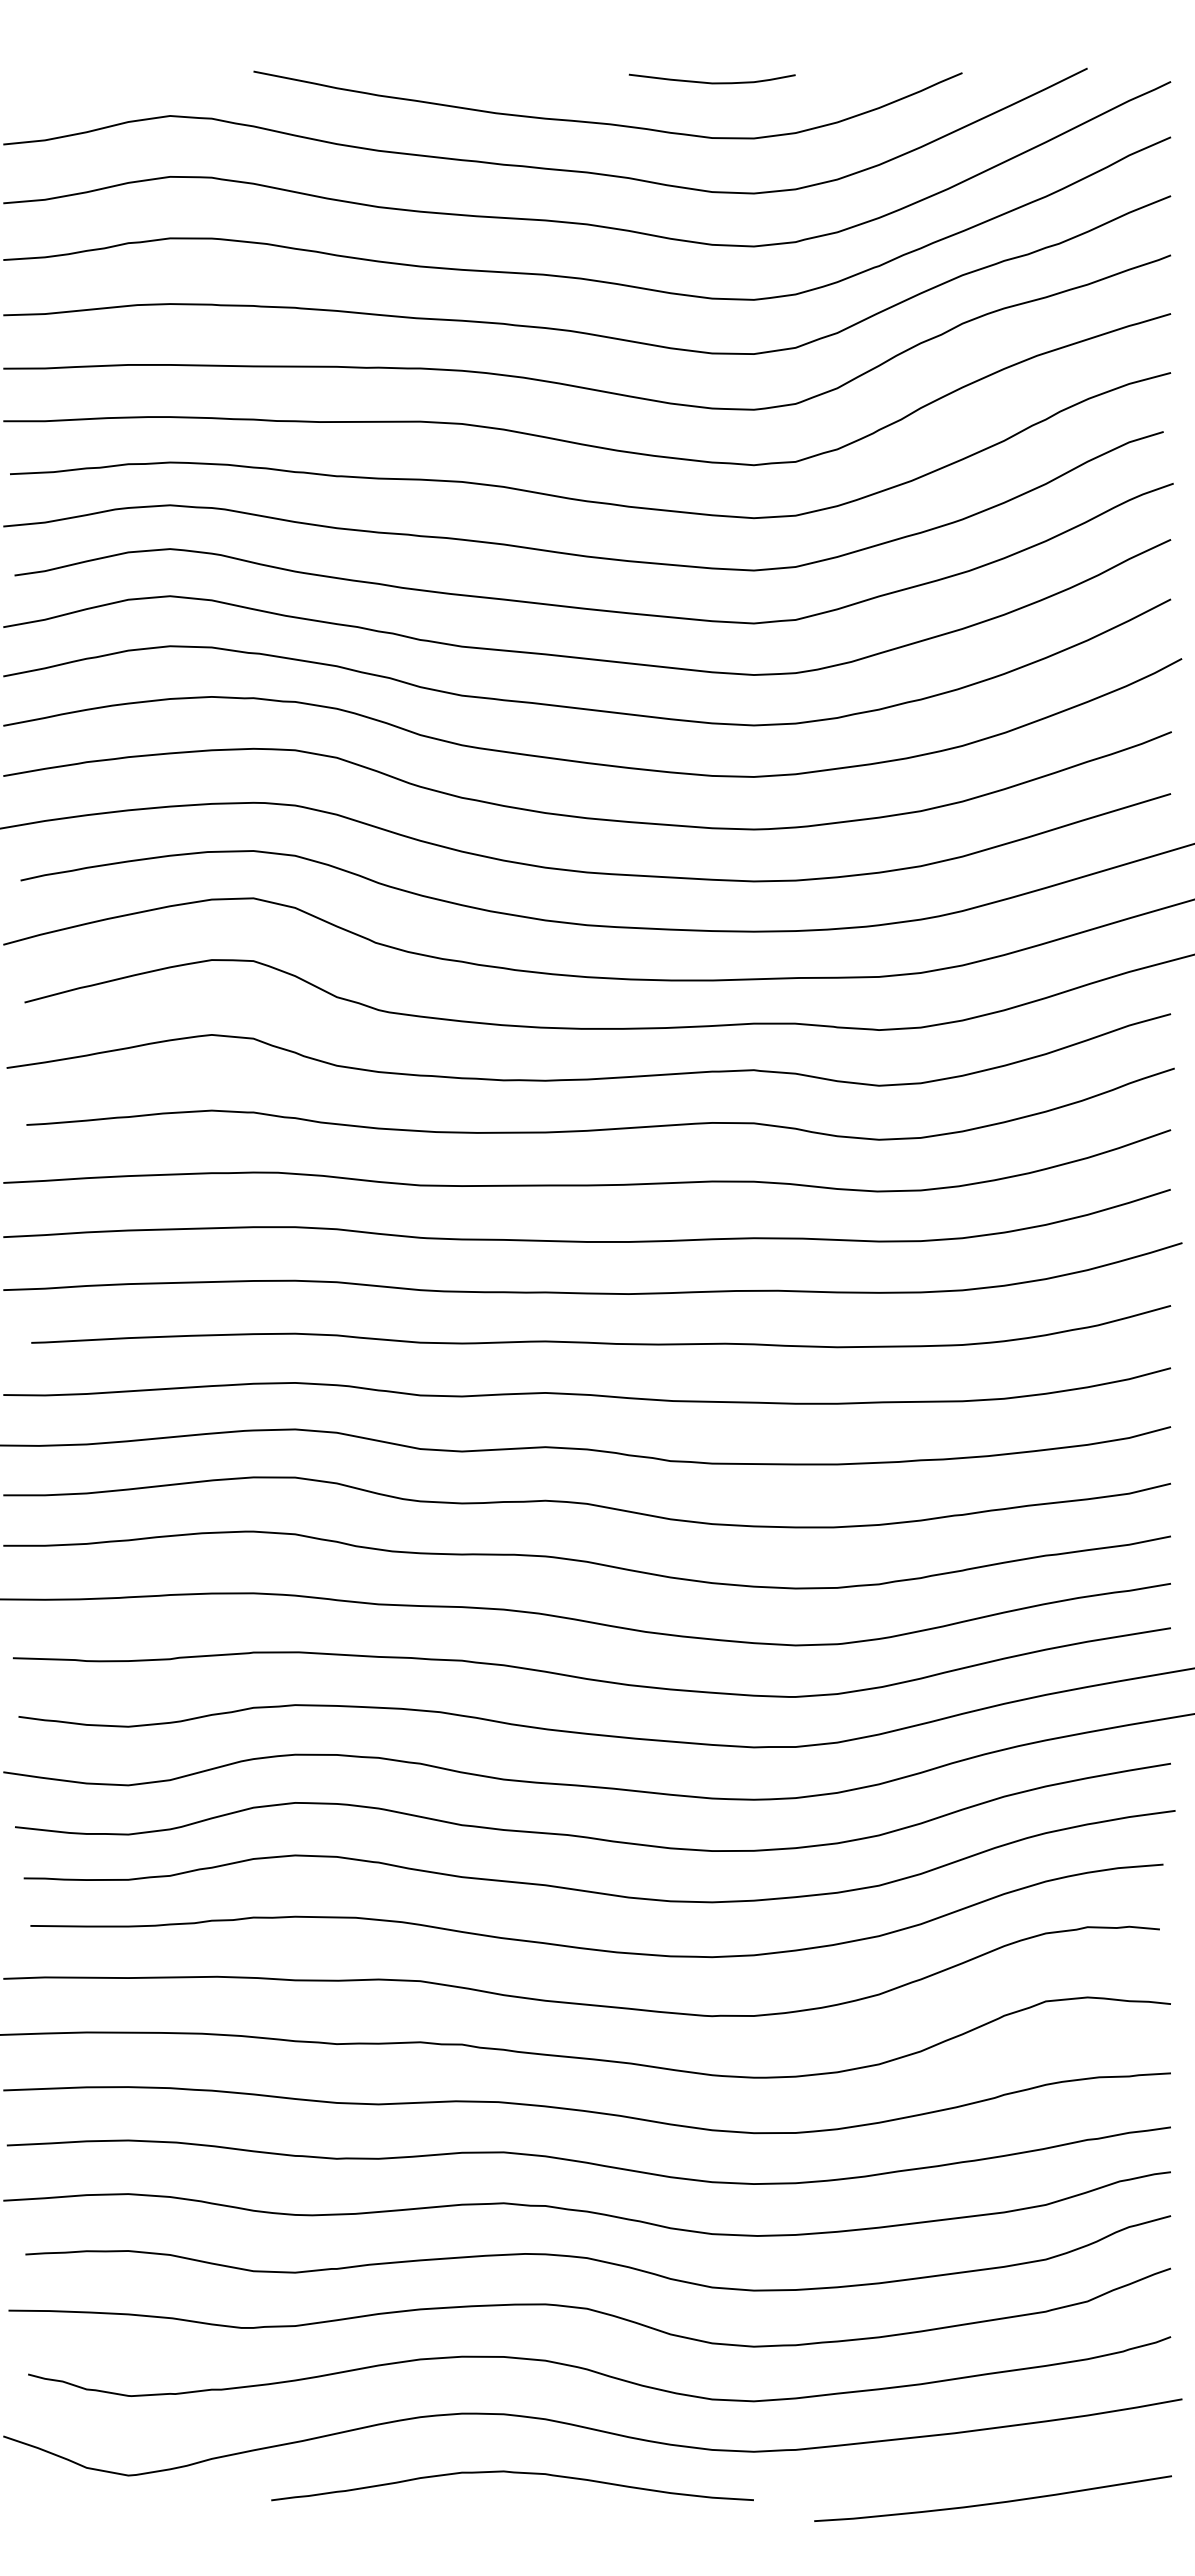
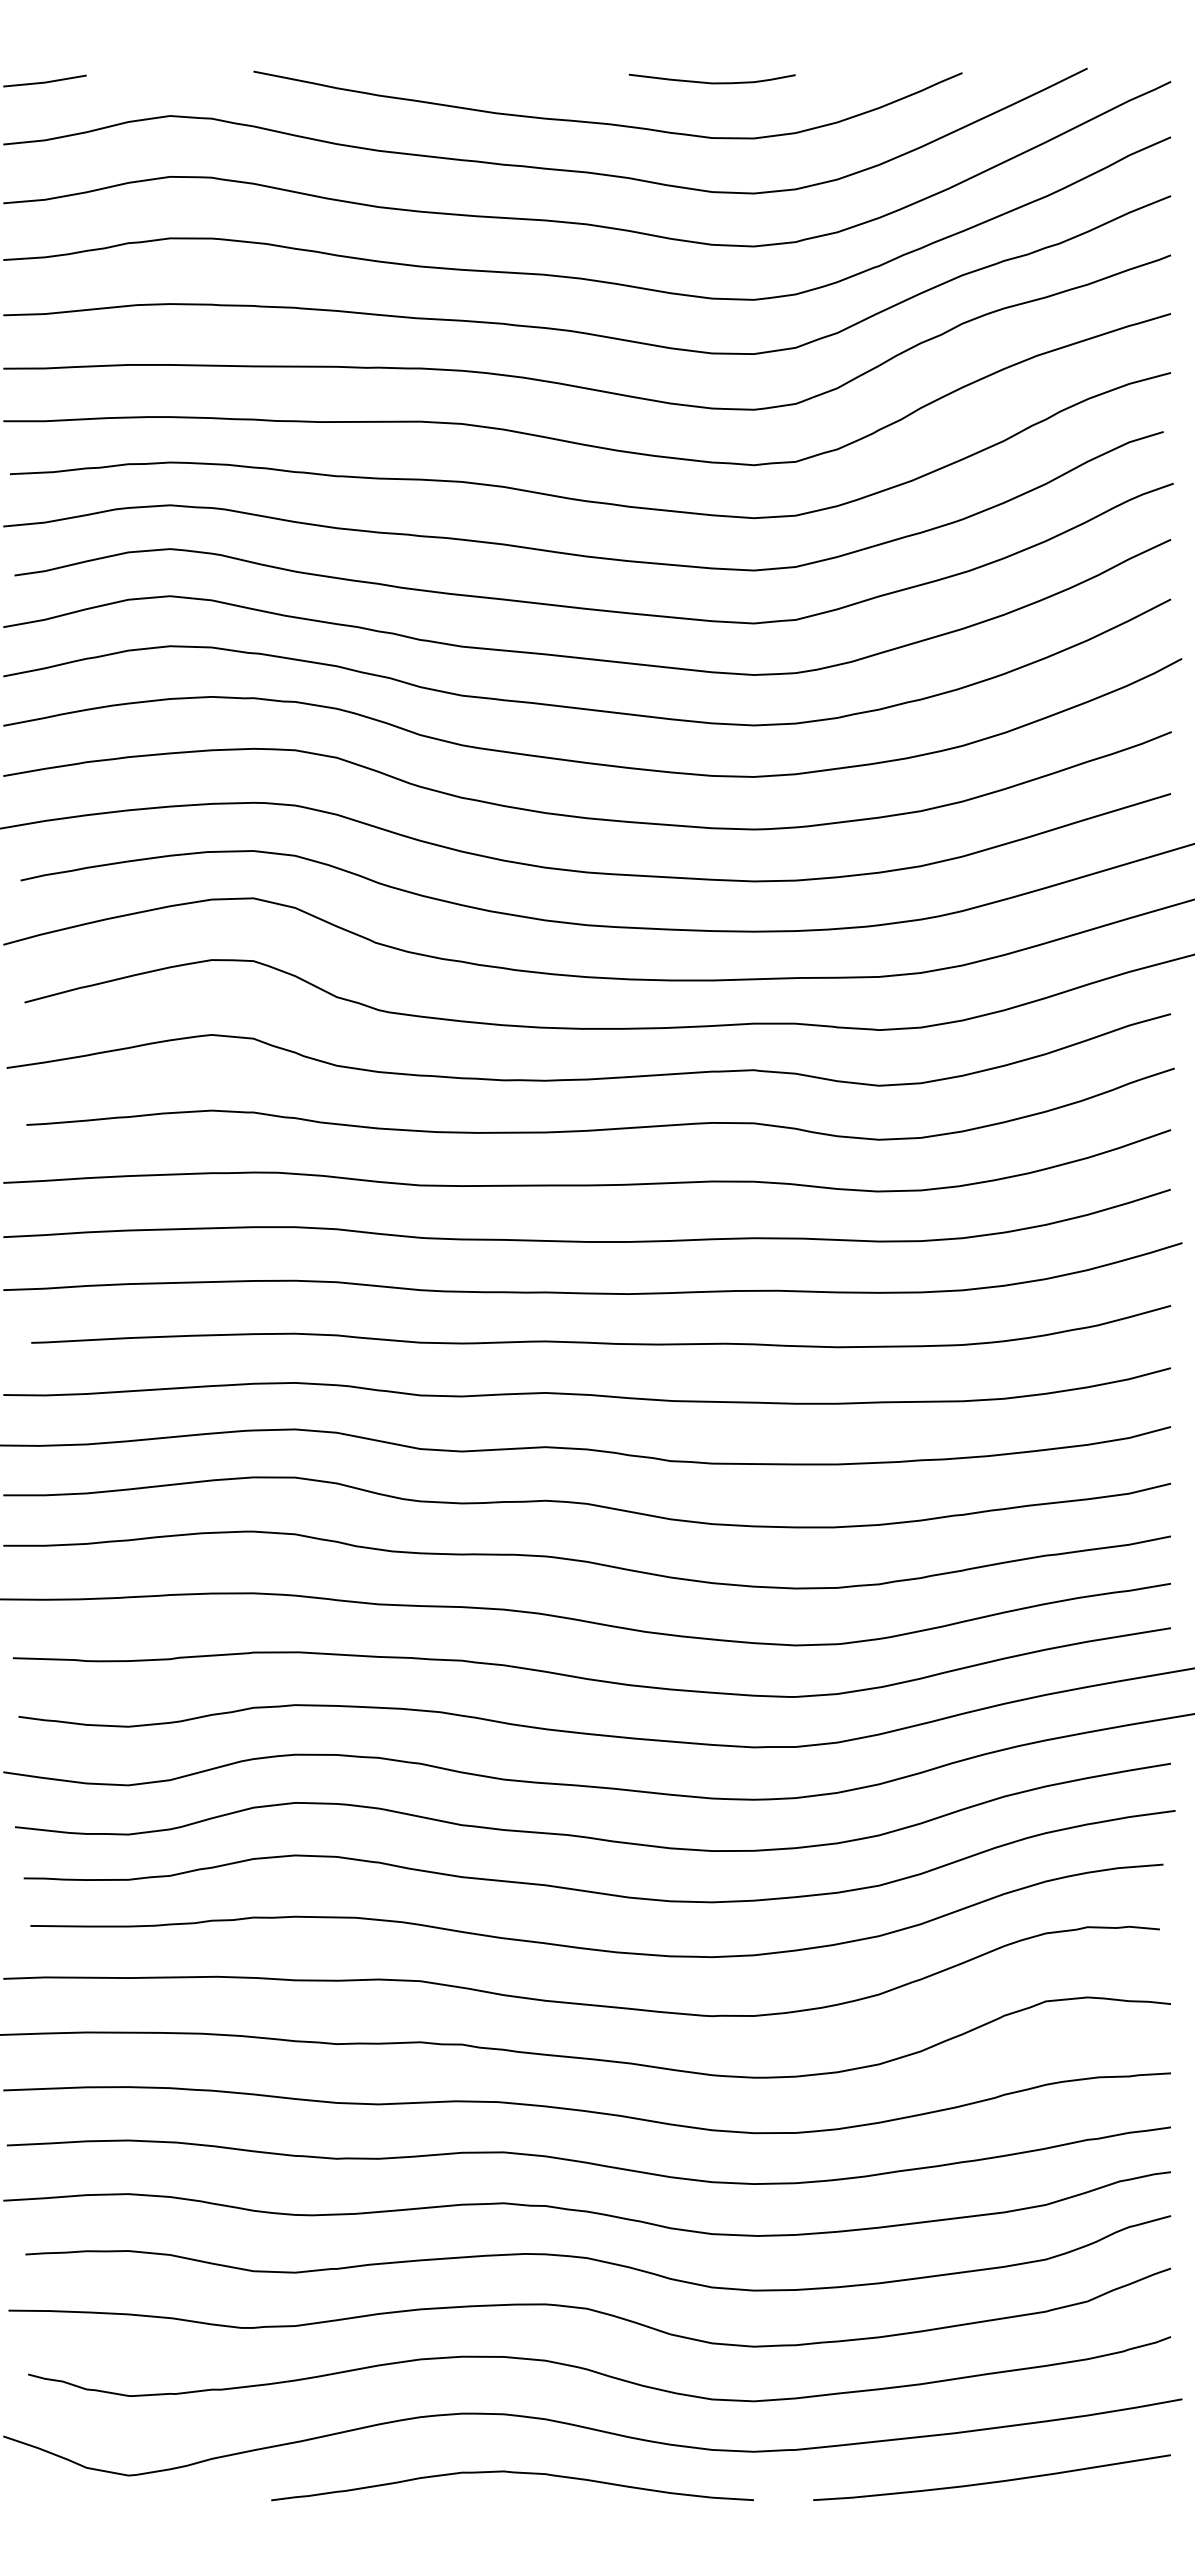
line: none -> present (44, 81)
curve position: (992, 2502) -> (991, 2481) (991, 2481)
